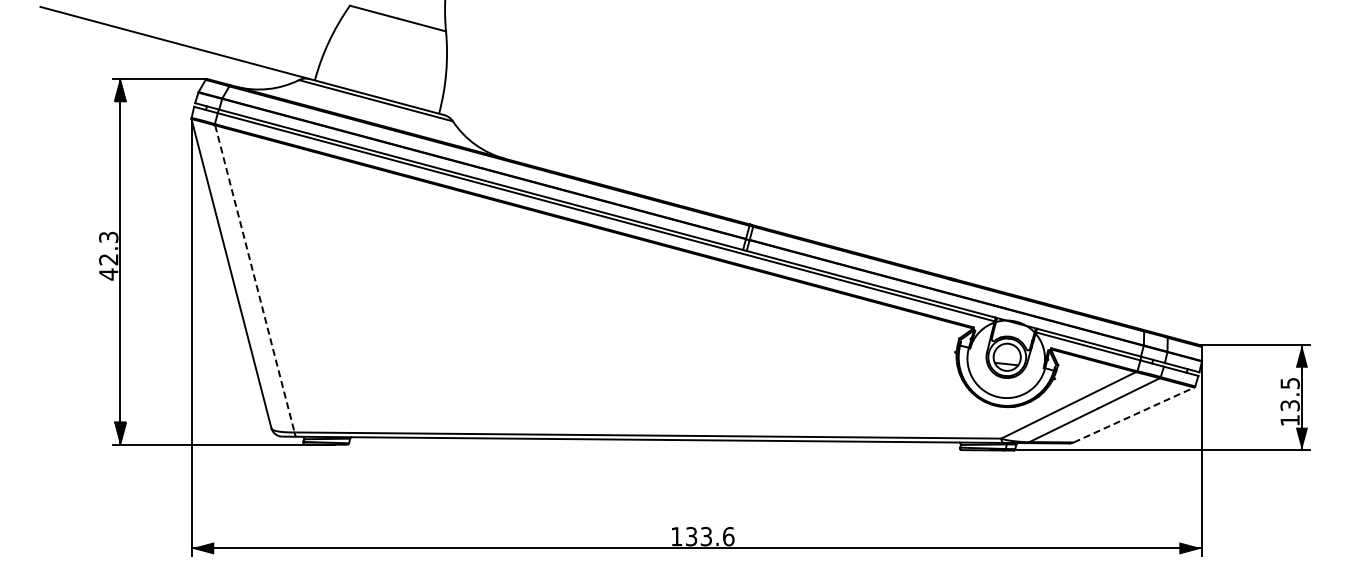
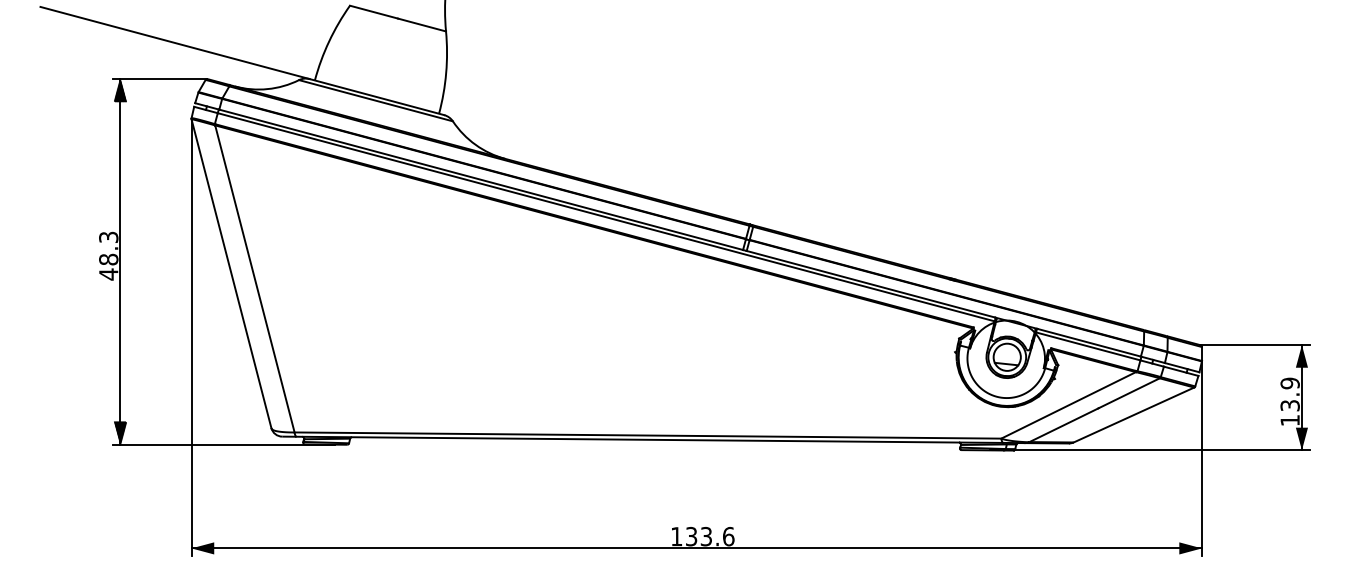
text: 42.3 -> 48.3 (108, 259)
line: dashed -> solid (254, 278)
text: 13.5 -> 13.9 (1289, 383)
line: dashed -> solid (1134, 414)
